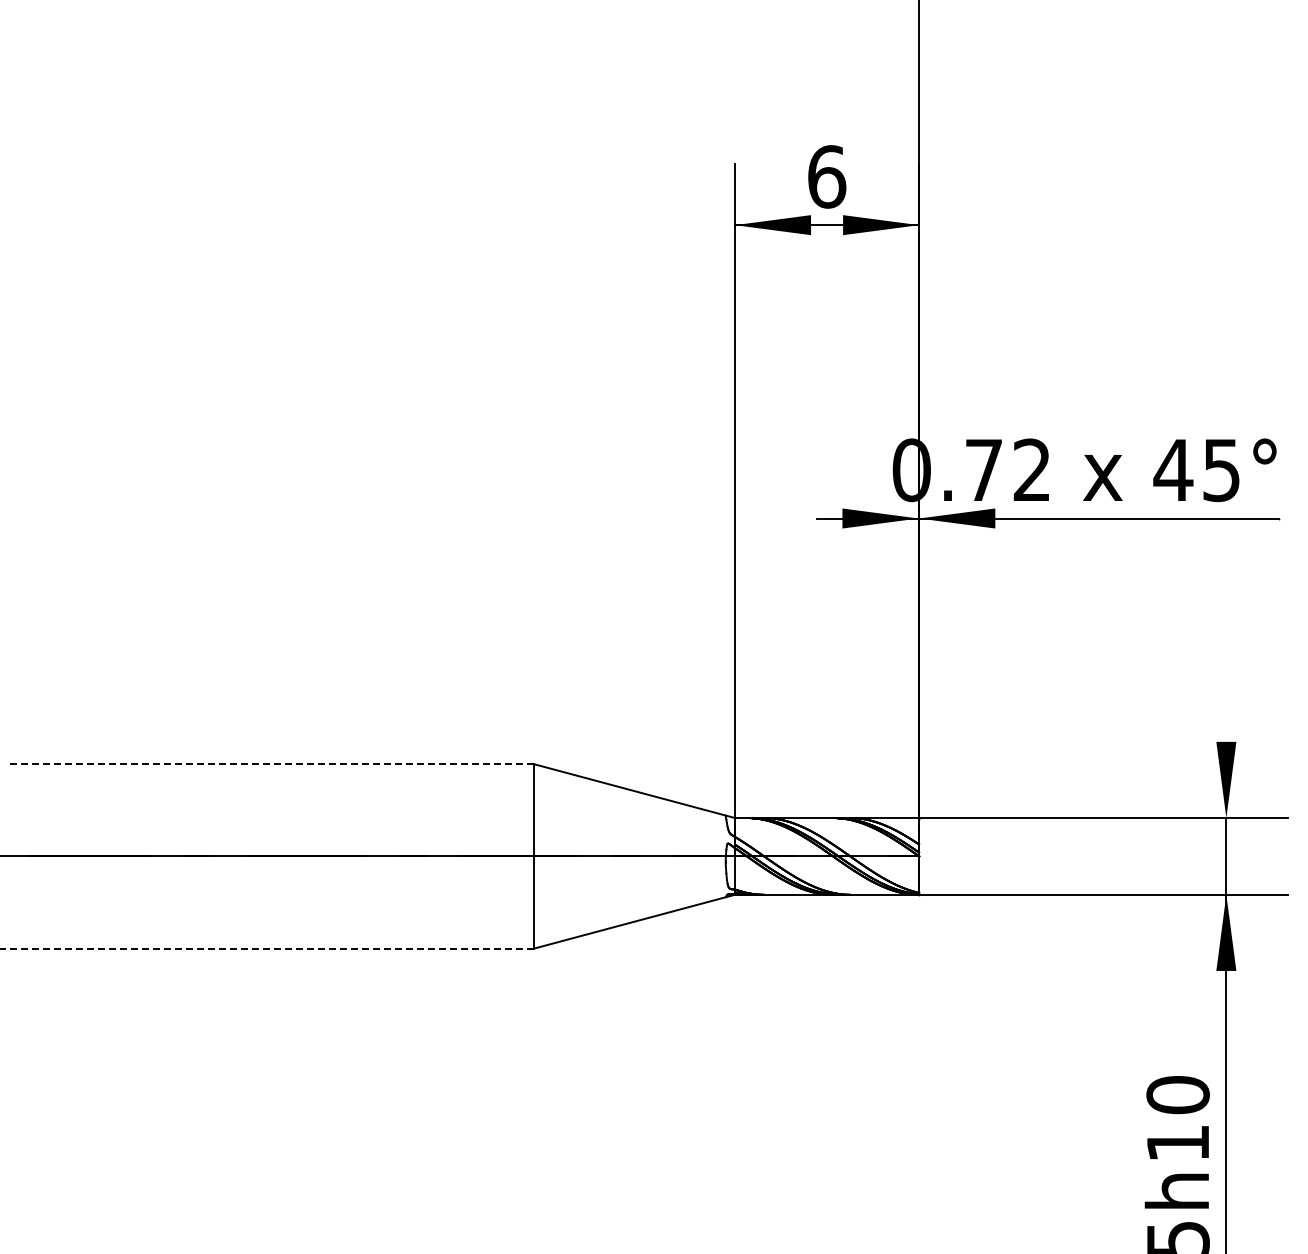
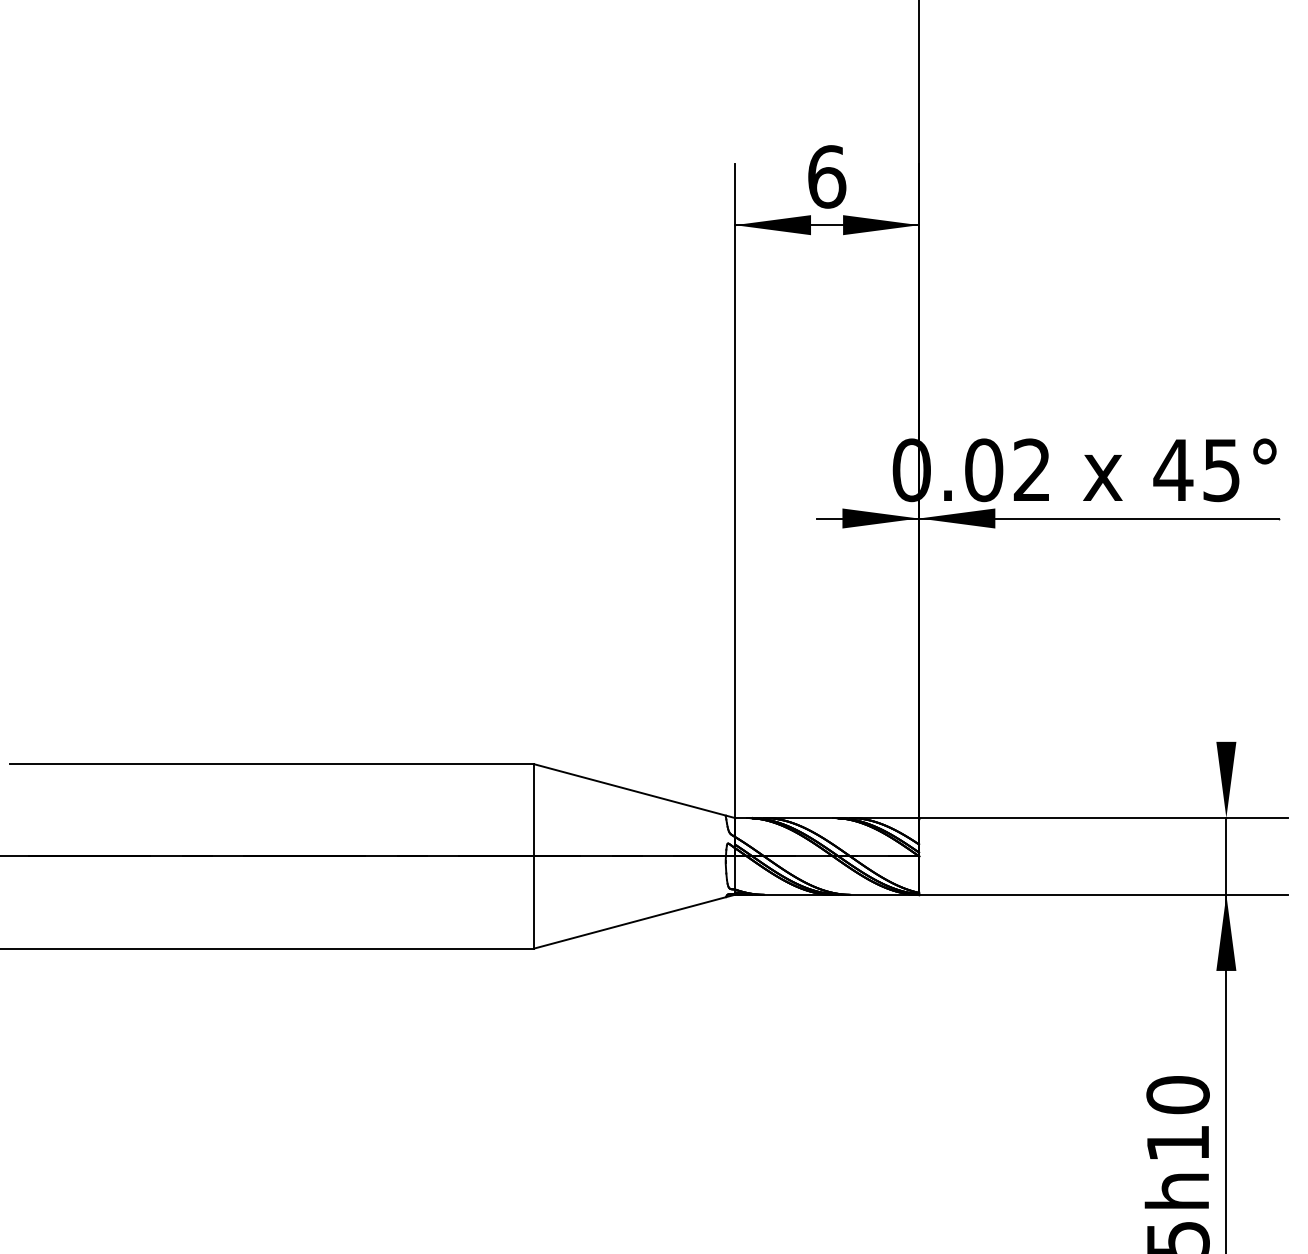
text: 0.72 -> 0.02 (984, 470)
line: dashed -> solid (271, 764)
line: dashed -> solid (267, 948)
